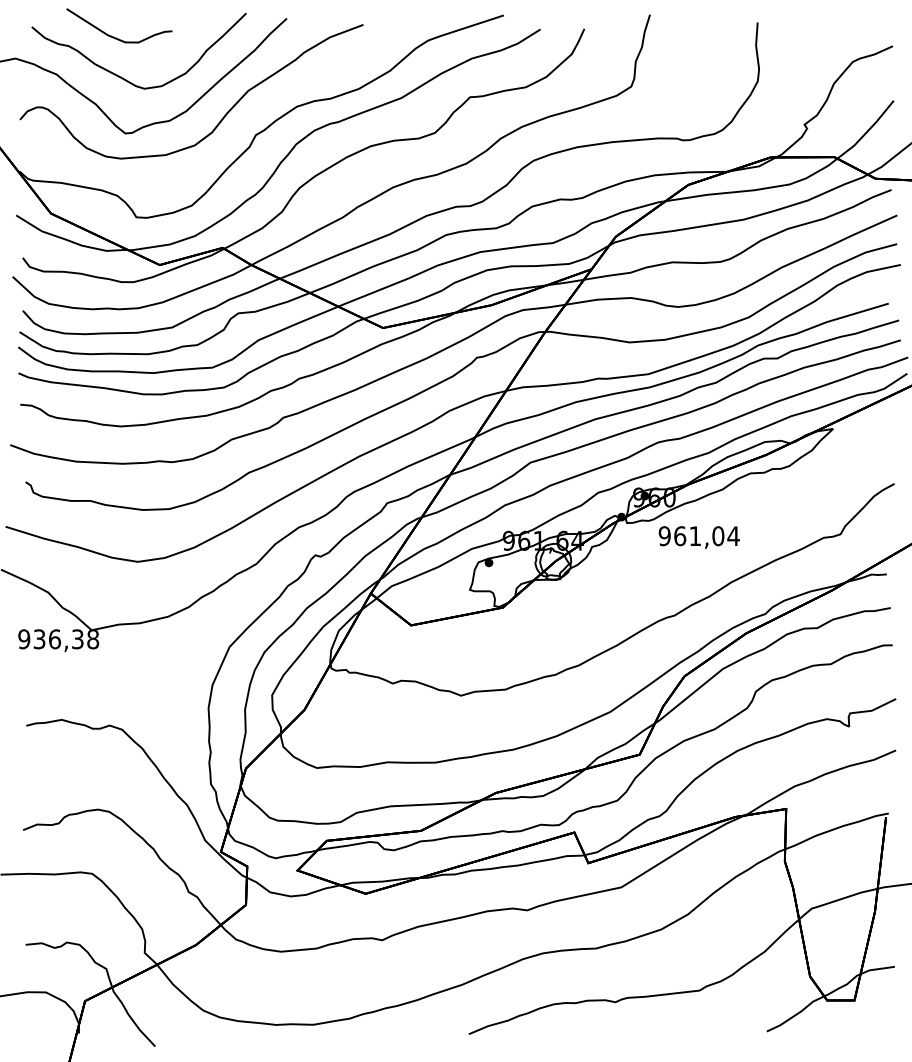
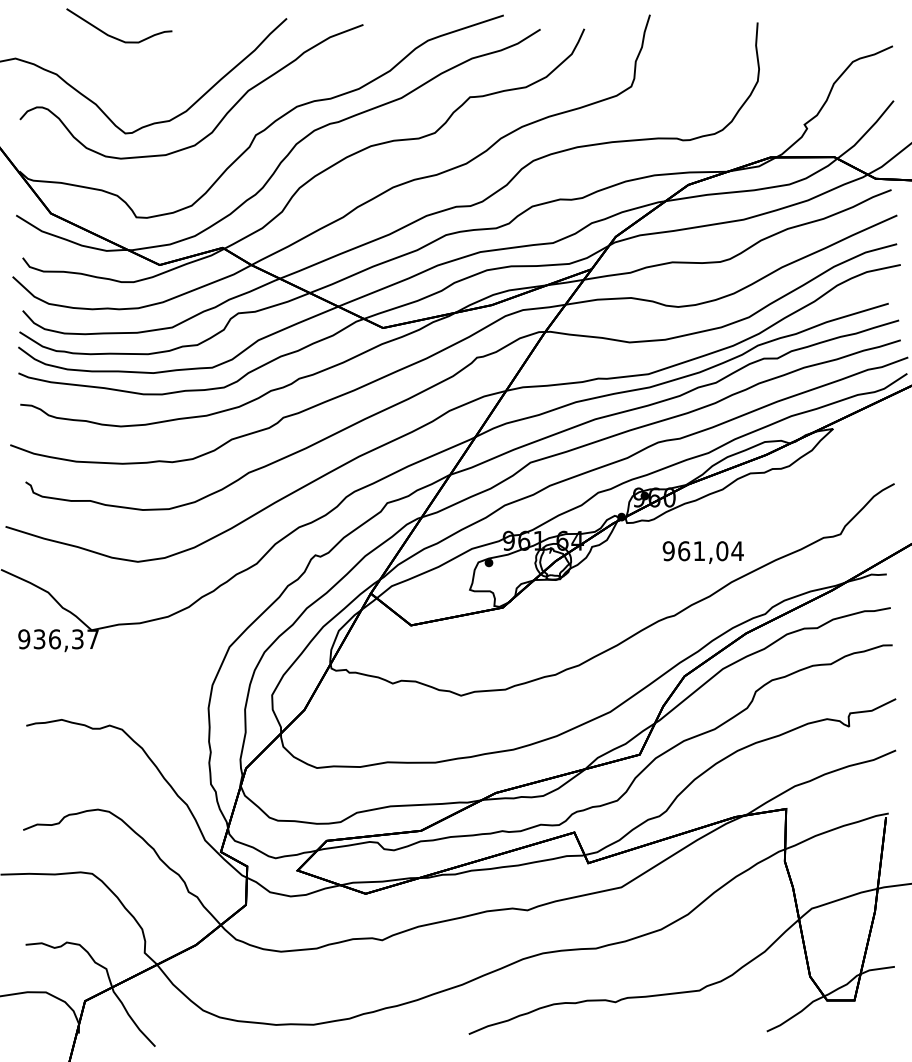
curve: present -> none (123, 77)
text position: (698, 537) -> (702, 552) (702, 552)
text: 936,38 -> 936,37 (93, 639)
